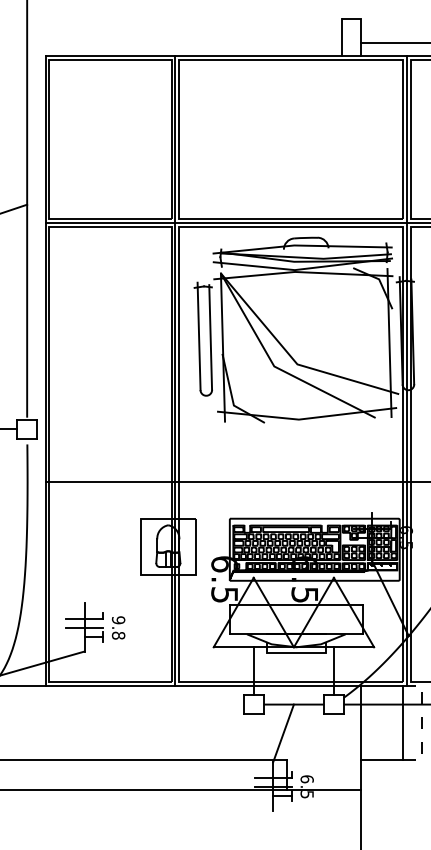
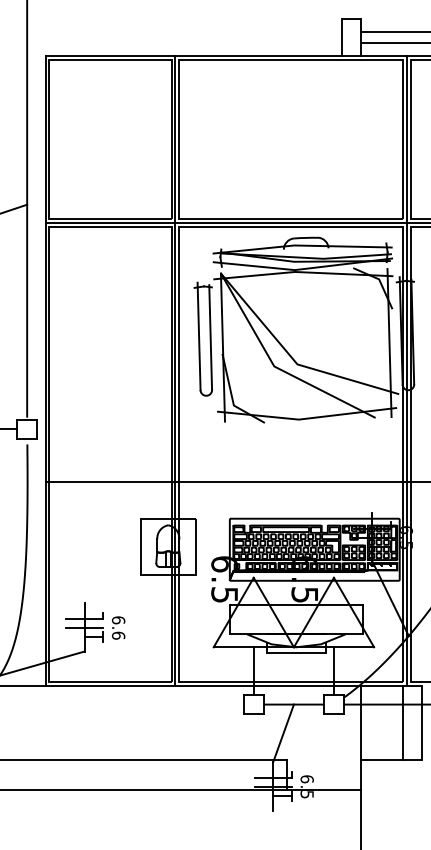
line: none -> present (393, 32)
text: 9.8 -> 6.6 (118, 627)
line: dashed -> solid (421, 722)
